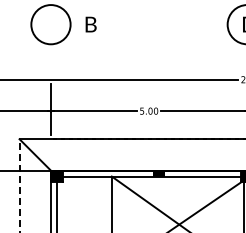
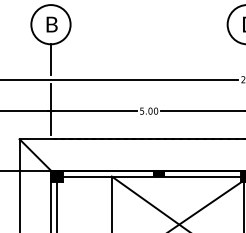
text position: (90, 24) -> (51, 24) (51, 24)
line: none -> present (50, 59)
line: dashed -> solid (19, 186)
